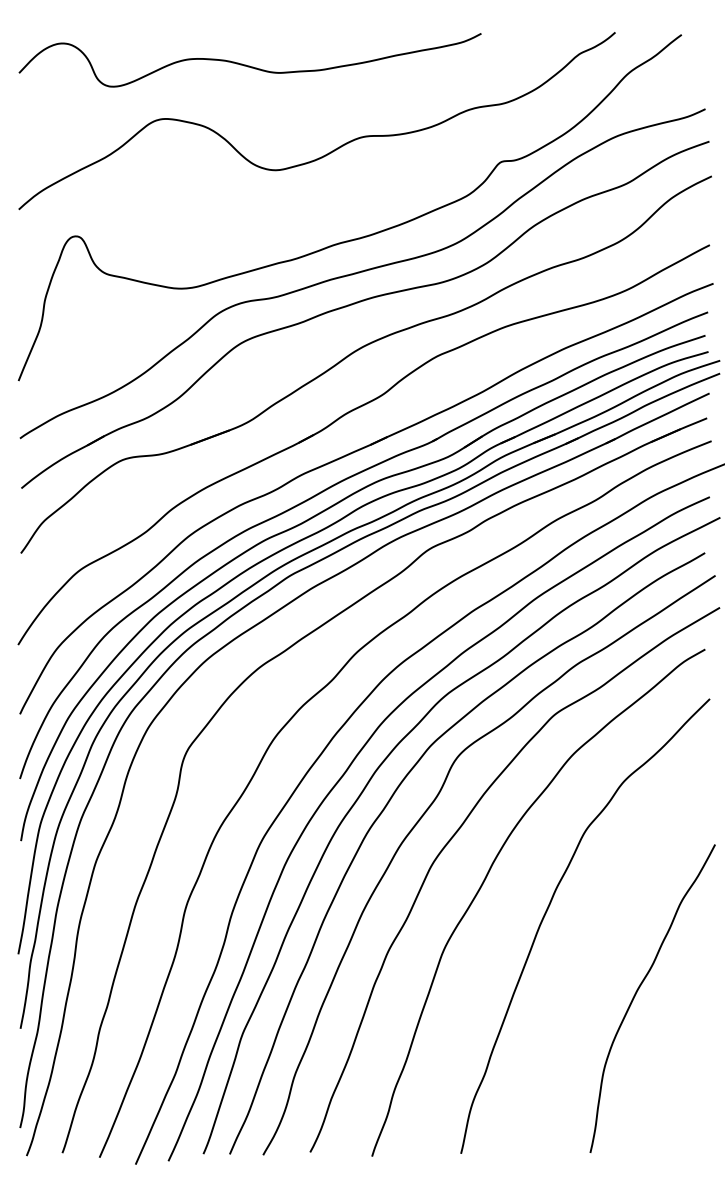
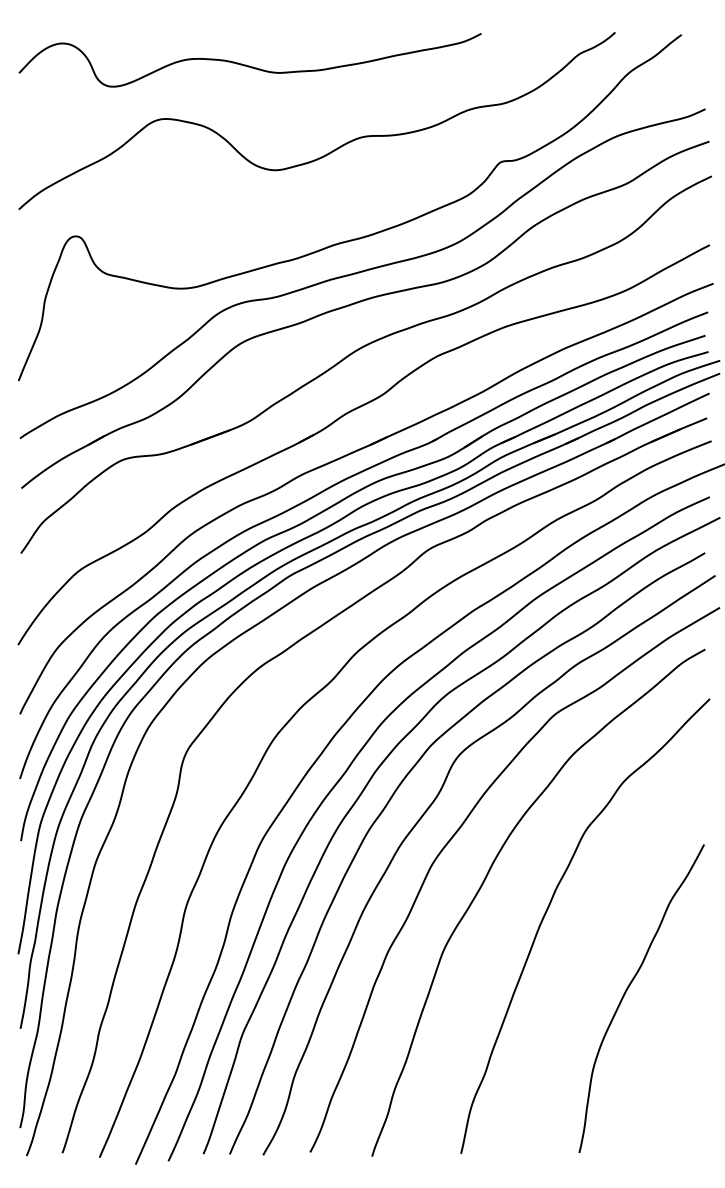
curve position: (638, 990) -> (627, 990) (627, 990)
